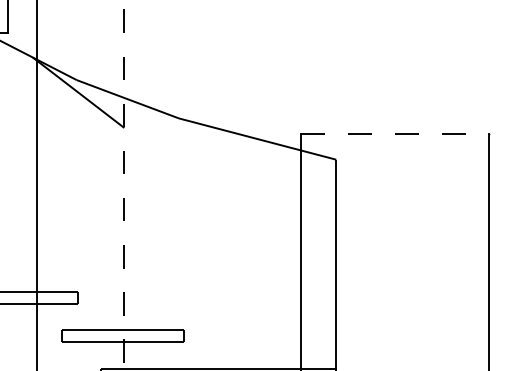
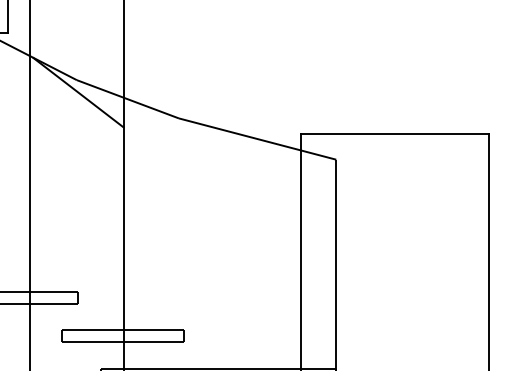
line: dashed -> solid (395, 134)
line position: (37, 184) -> (30, 184) (30, 184)
line: dashed -> solid (124, 185)
